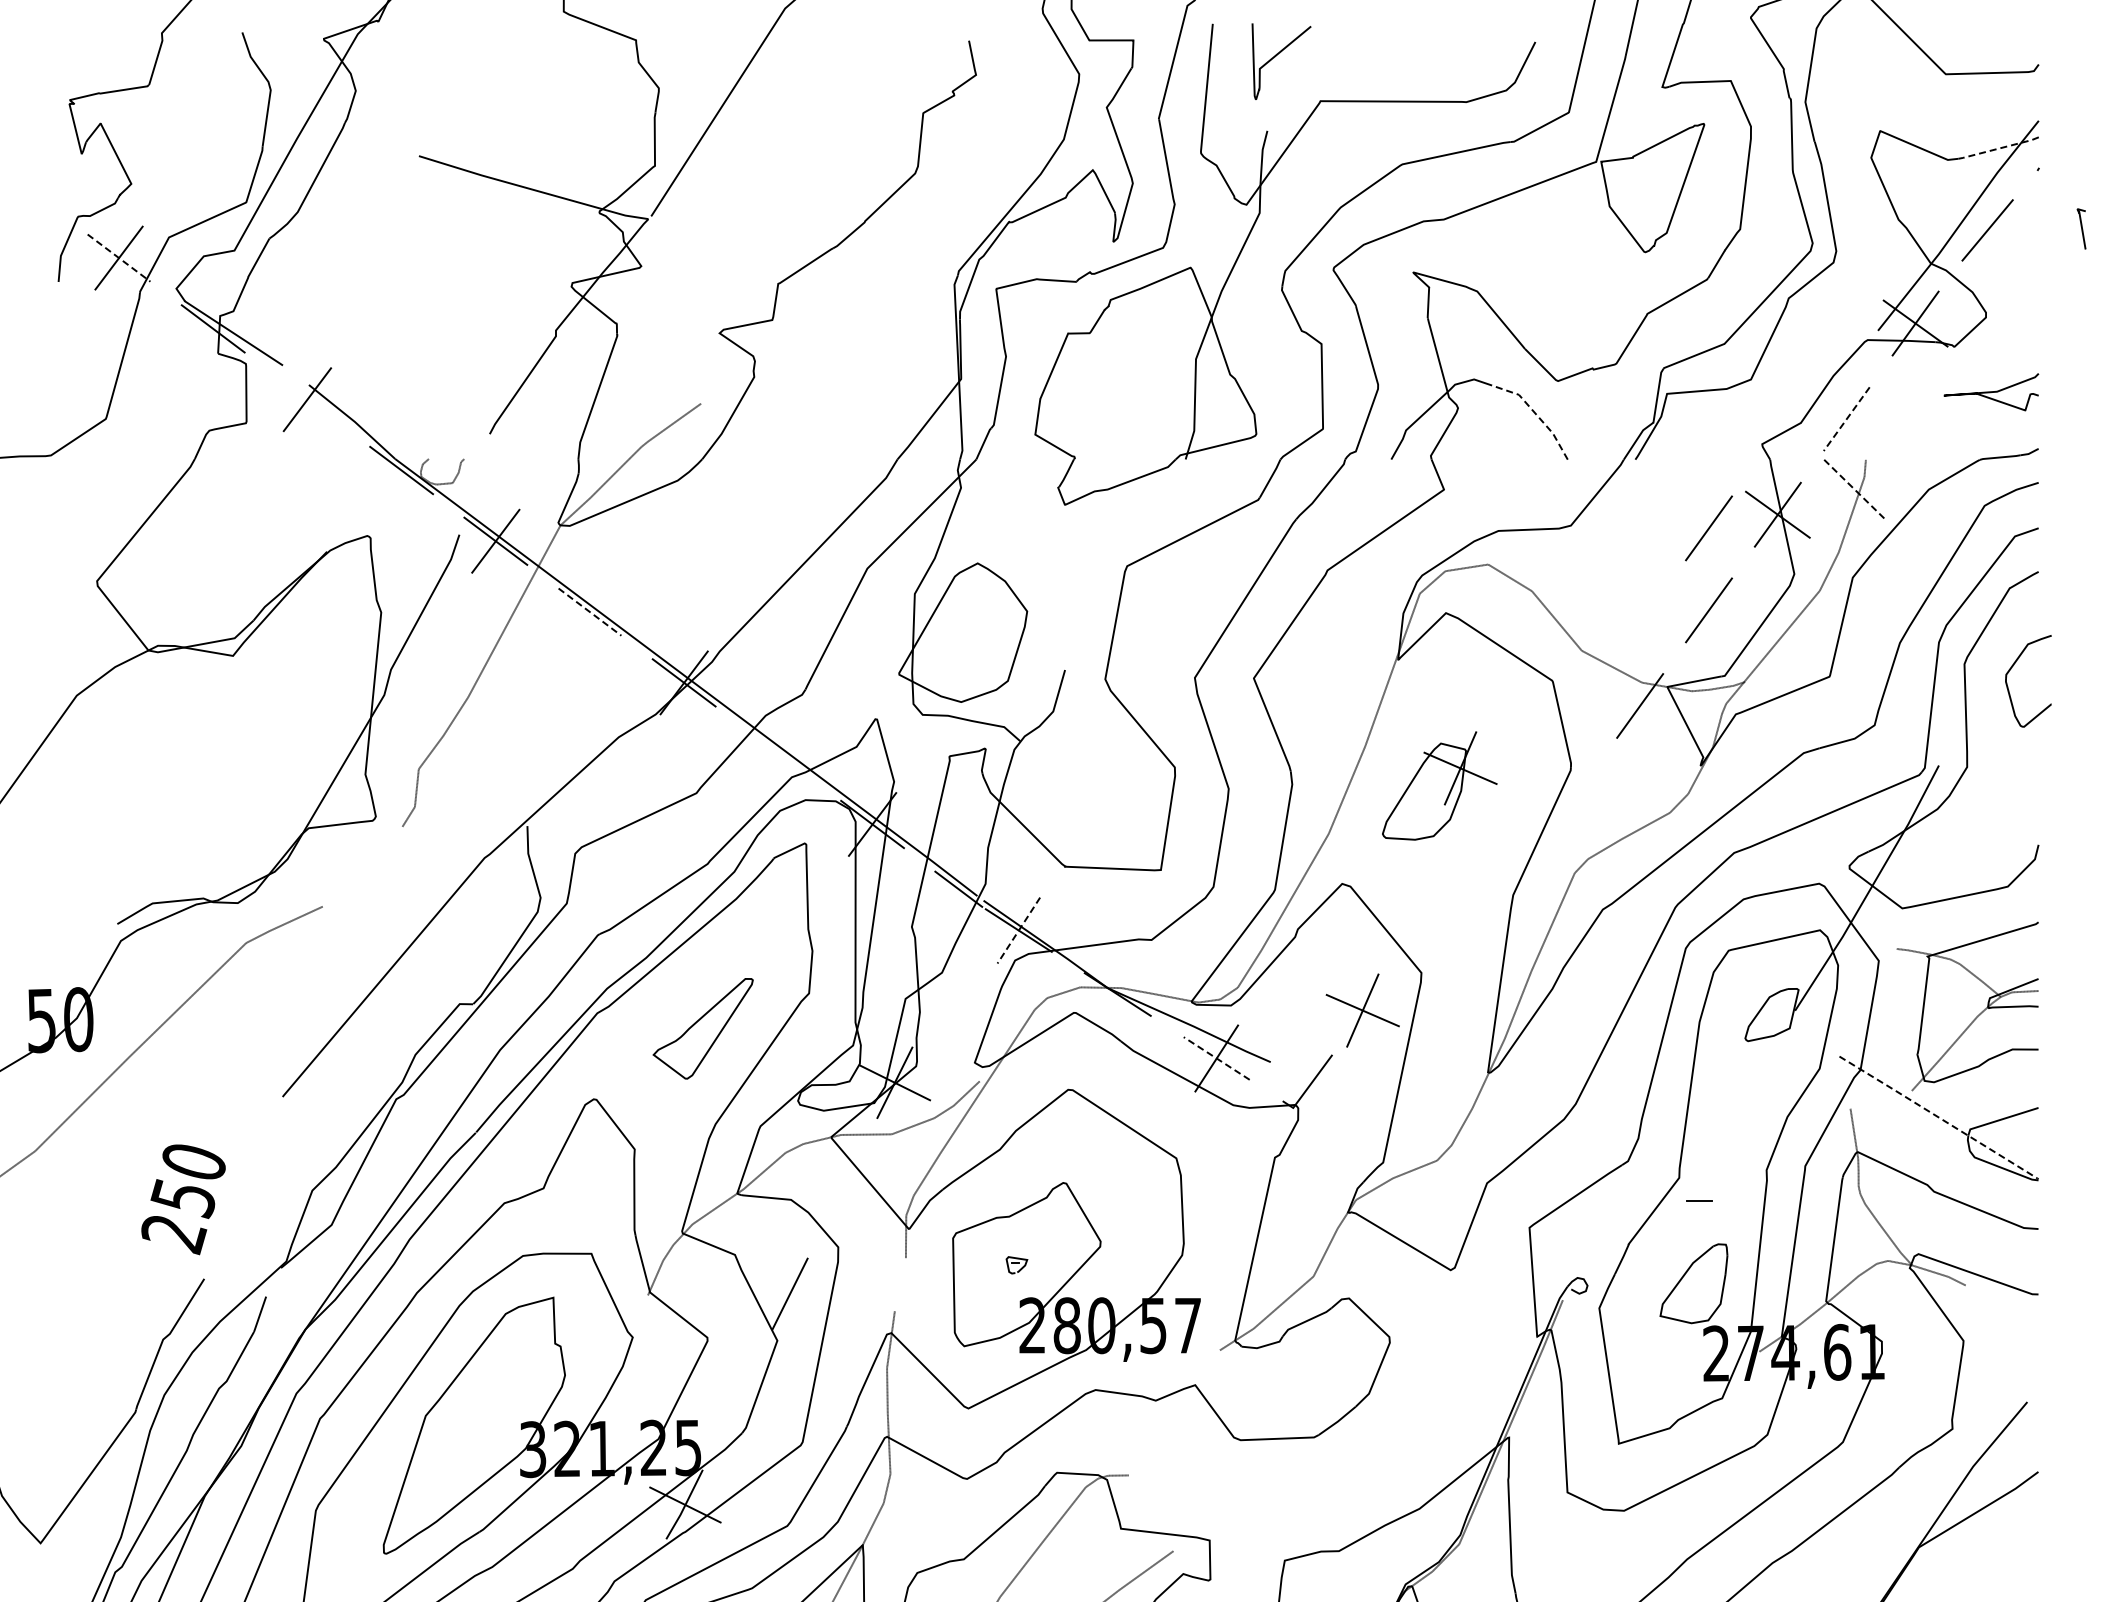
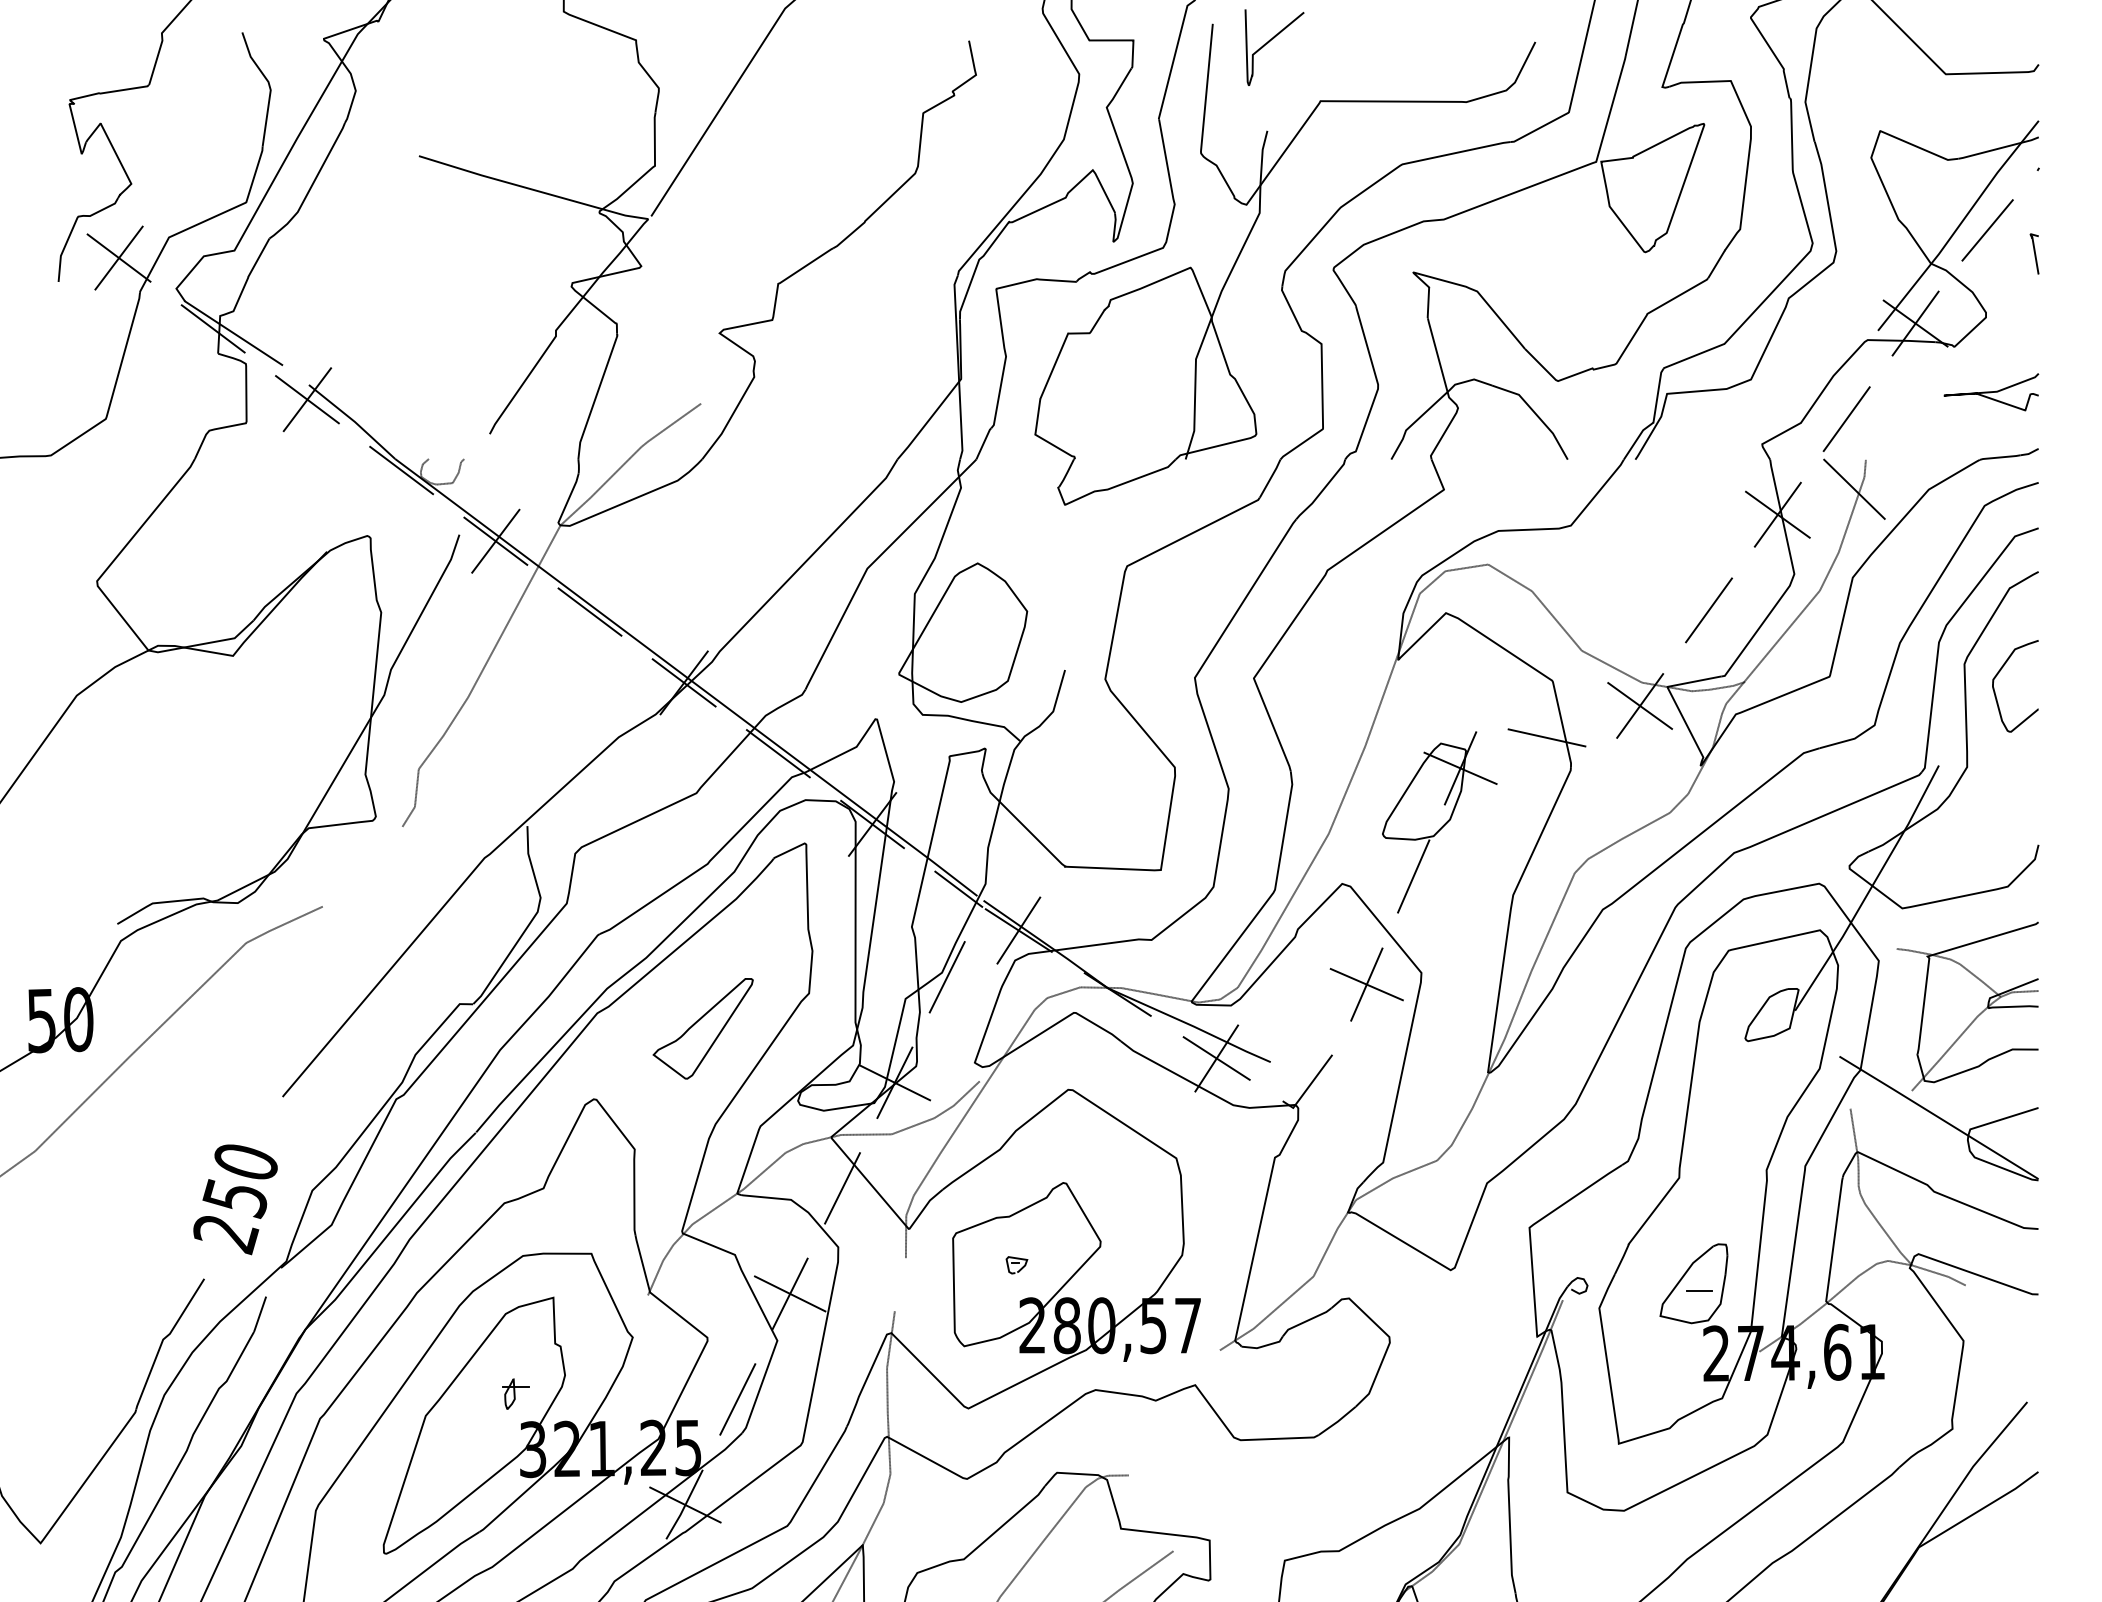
curve position: (1276, 56) -> (1269, 42) (1269, 42)
line: dashed -> solid (1998, 148)
curve position: (2081, 228) -> (2034, 253) (2034, 253)
line: dashed -> solid (119, 258)
line: none -> present (307, 399)
line: dashed -> solid (1536, 414)
line: dashed -> solid (1846, 419)
line: dashed -> solid (1854, 489)
line: present -> none (1708, 528)
line: dashed -> solid (590, 612)
part position: (2008, 686) -> (1995, 691) (1995, 691)
line: none -> present (1640, 705)
line: none -> present (1546, 737)
line: none -> present (777, 753)
line: none -> present (1413, 876)
line: dashed -> solid (1018, 931)
line: none -> present (946, 977)
part position: (1362, 1010) -> (1366, 984) (1366, 984)
line: dashed -> solid (1216, 1058)
line: dashed -> solid (1939, 1118)
line: none -> present (842, 1188)
text position: (183, 1199) -> (235, 1199) (235, 1199)
line position: (1699, 1200) -> (1699, 1290) (1699, 1290)
line: none -> present (789, 1293)
part: none -> present (515, 1393)
line: none -> present (737, 1399)
